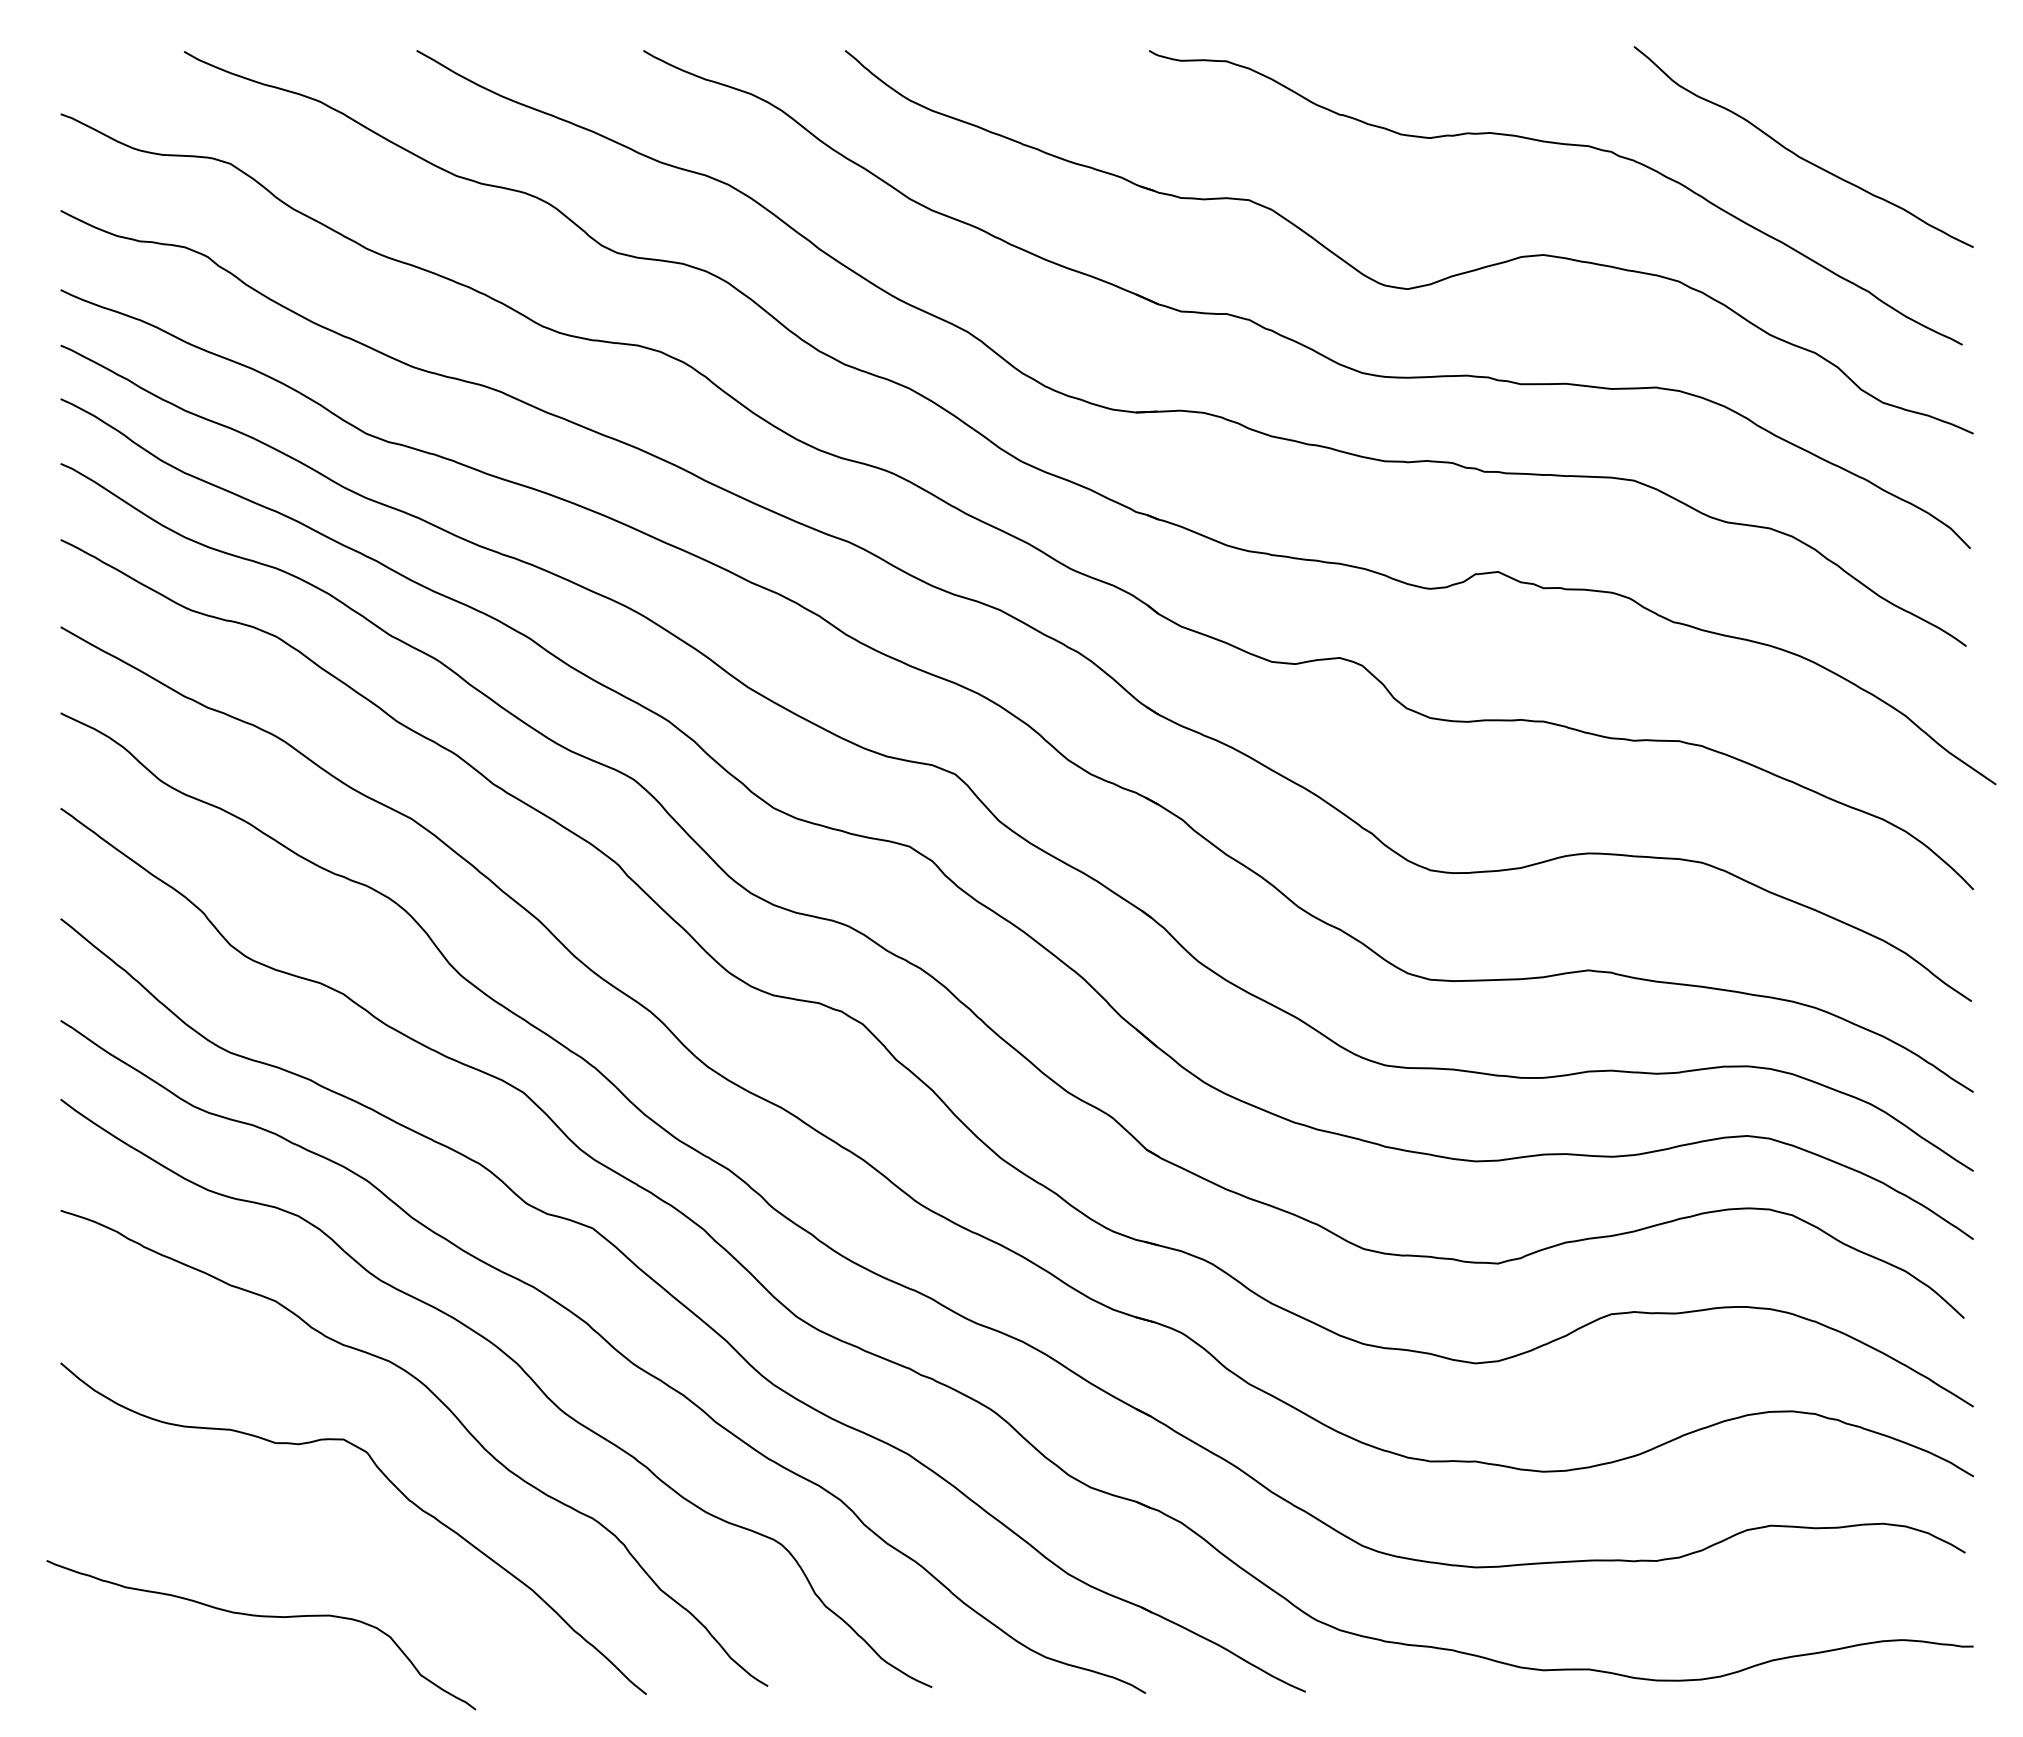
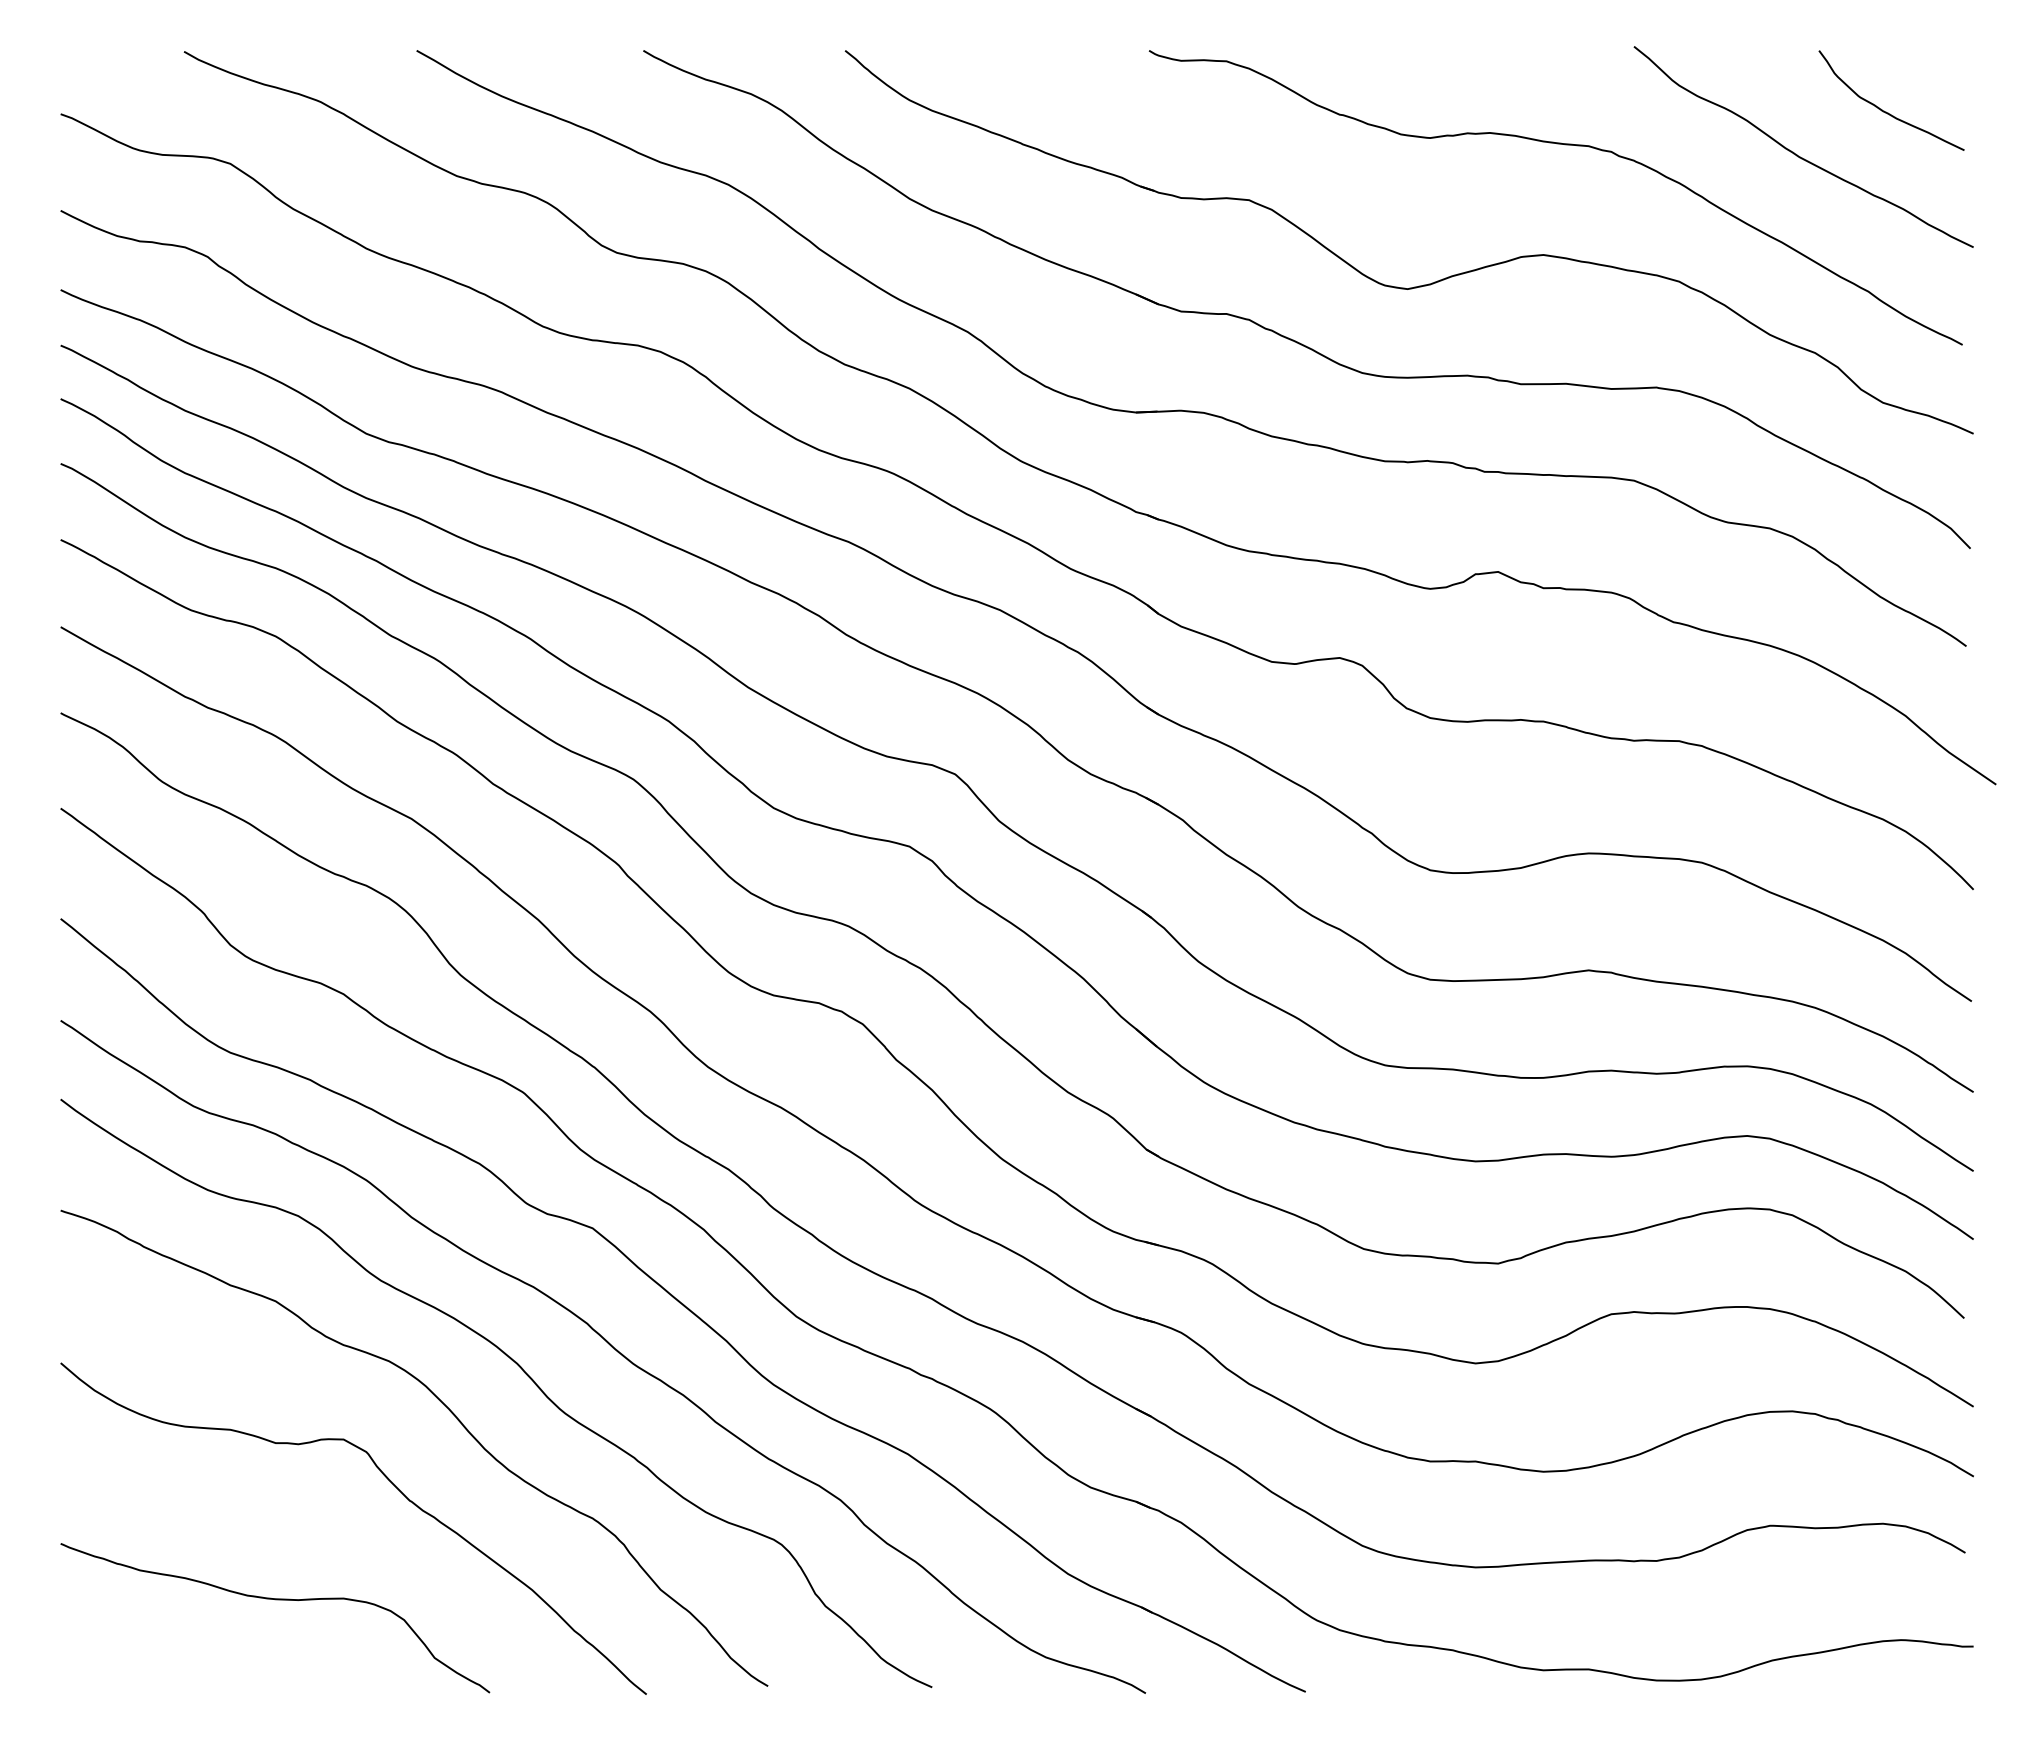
curve: none -> present (1886, 111)
curve position: (261, 1617) -> (275, 1600) (275, 1600)
